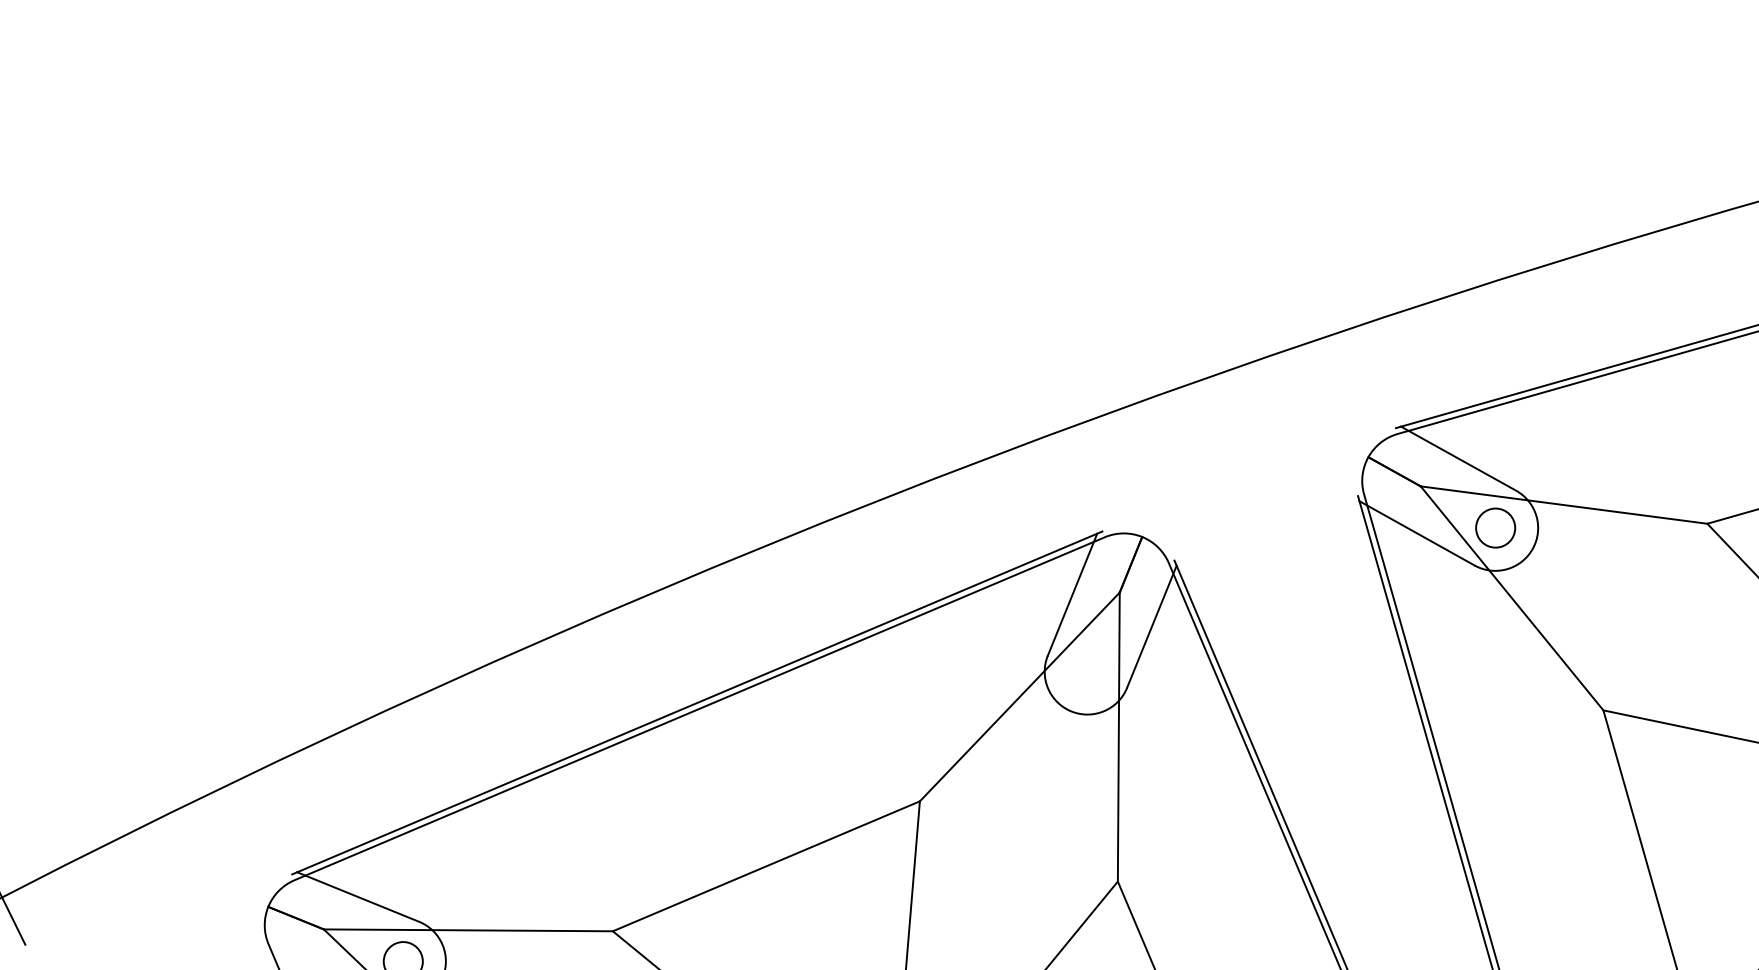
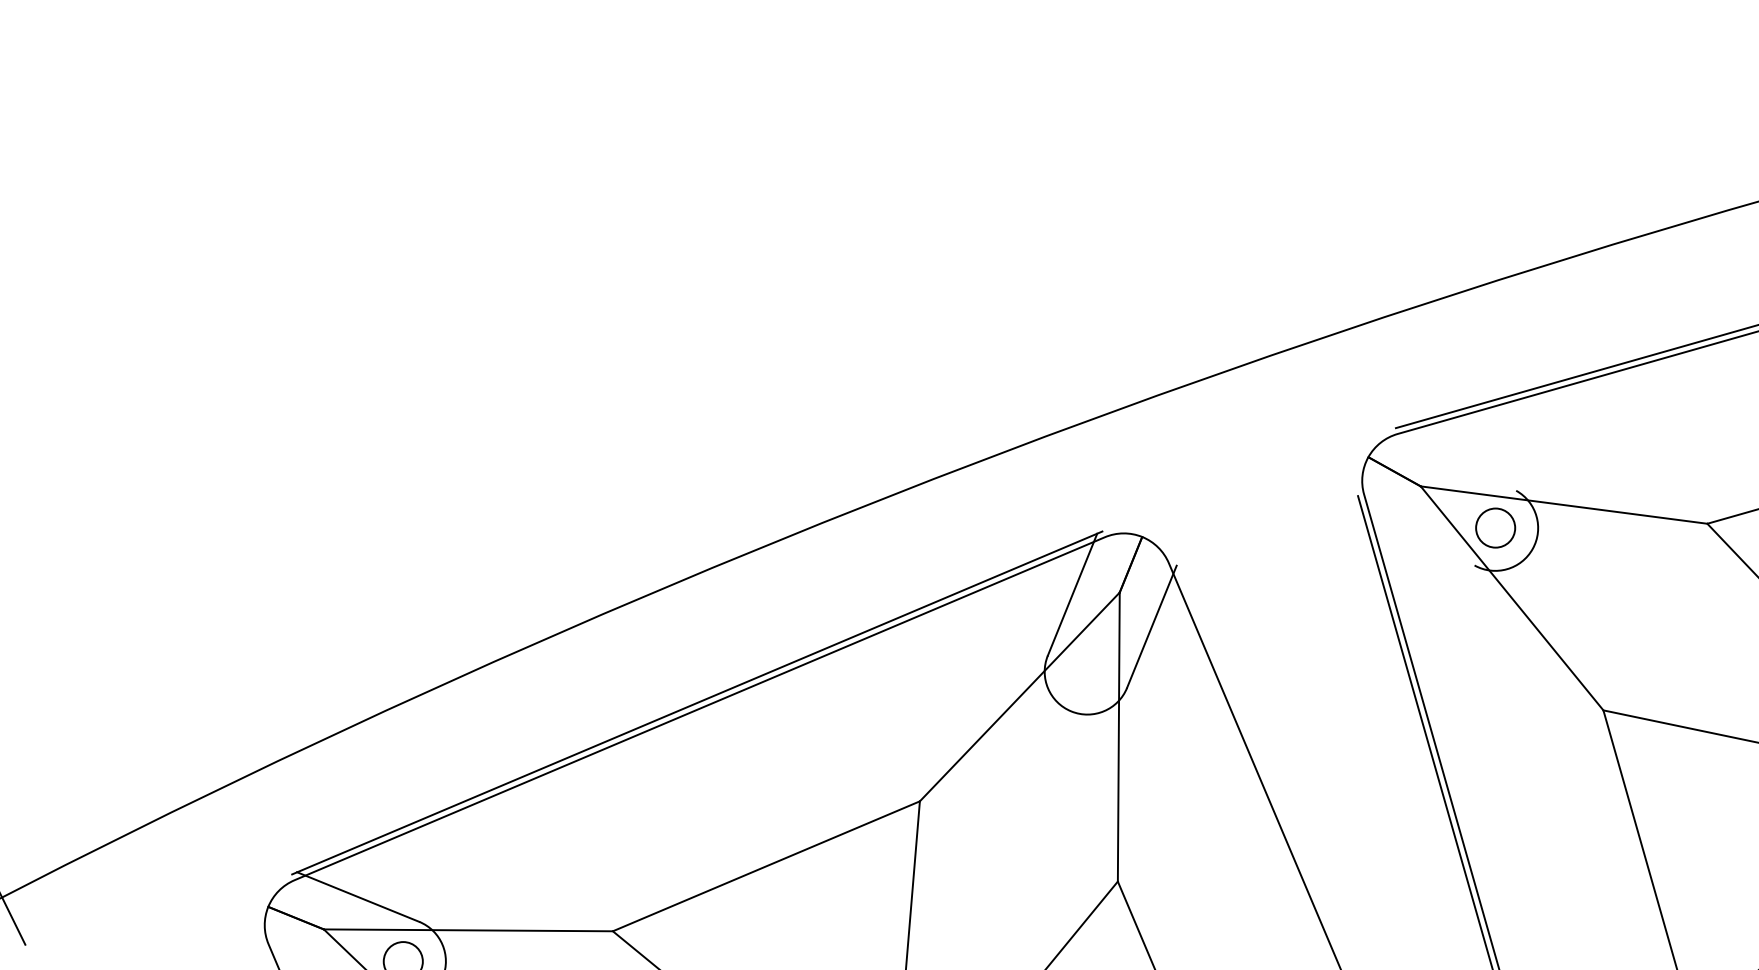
line: present -> none (1458, 458)
line: present -> none (1416, 533)
line: present -> none (1260, 763)
